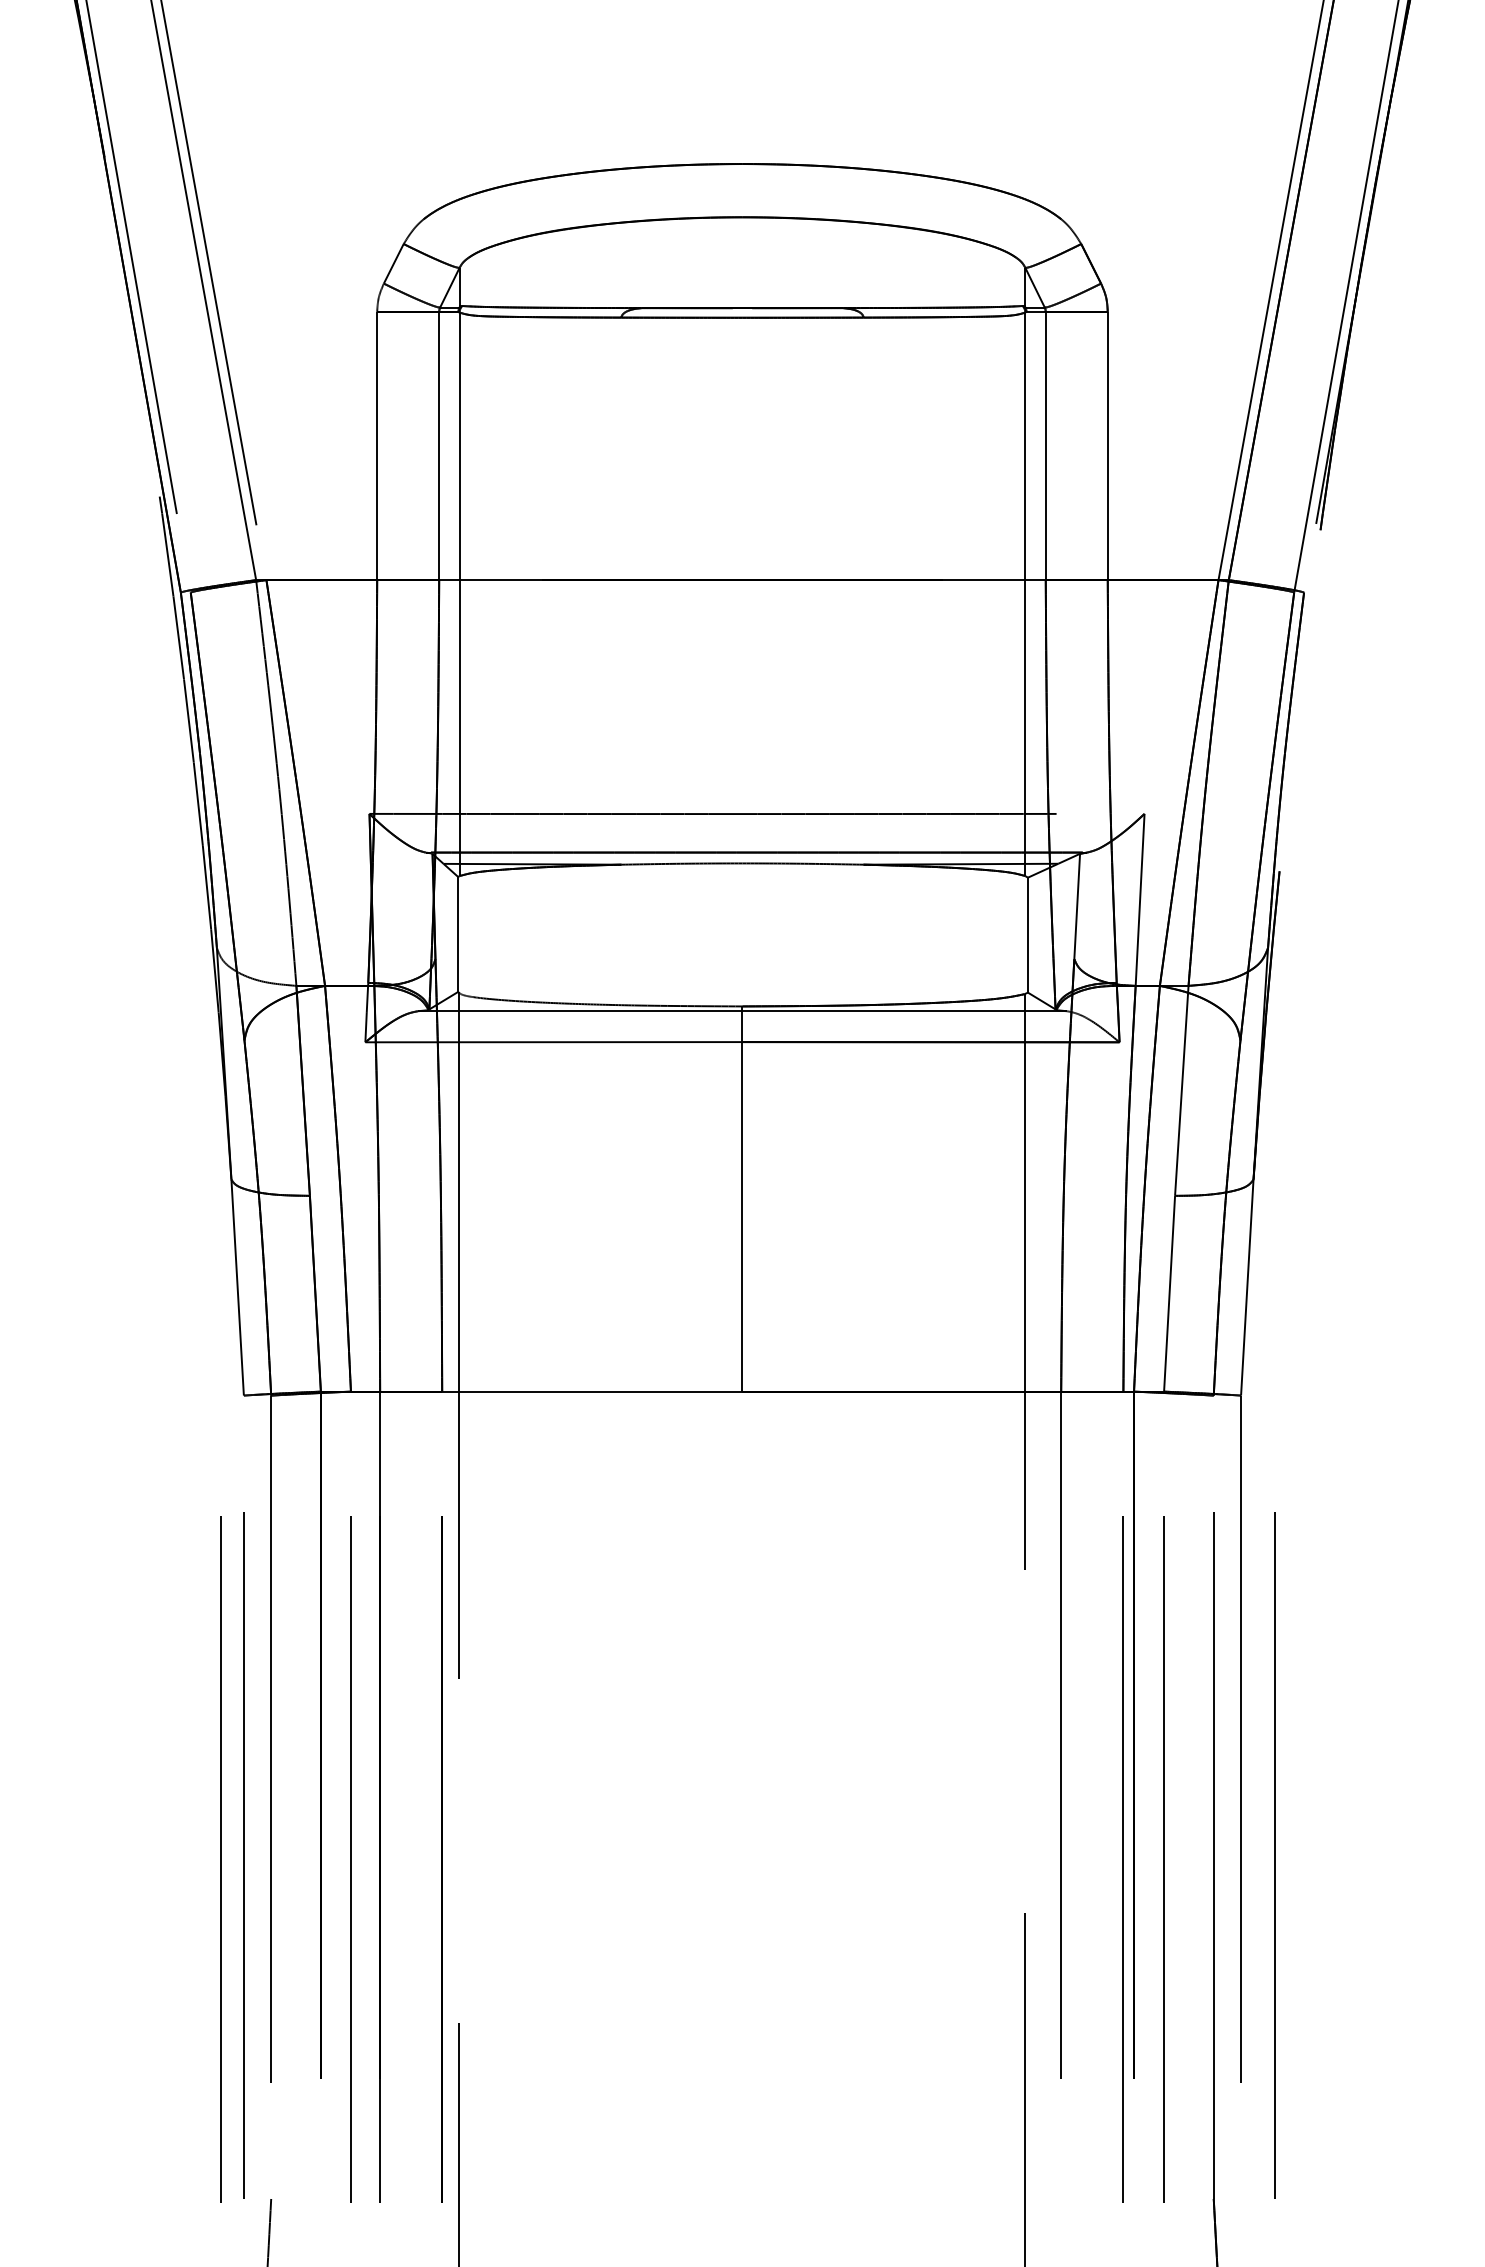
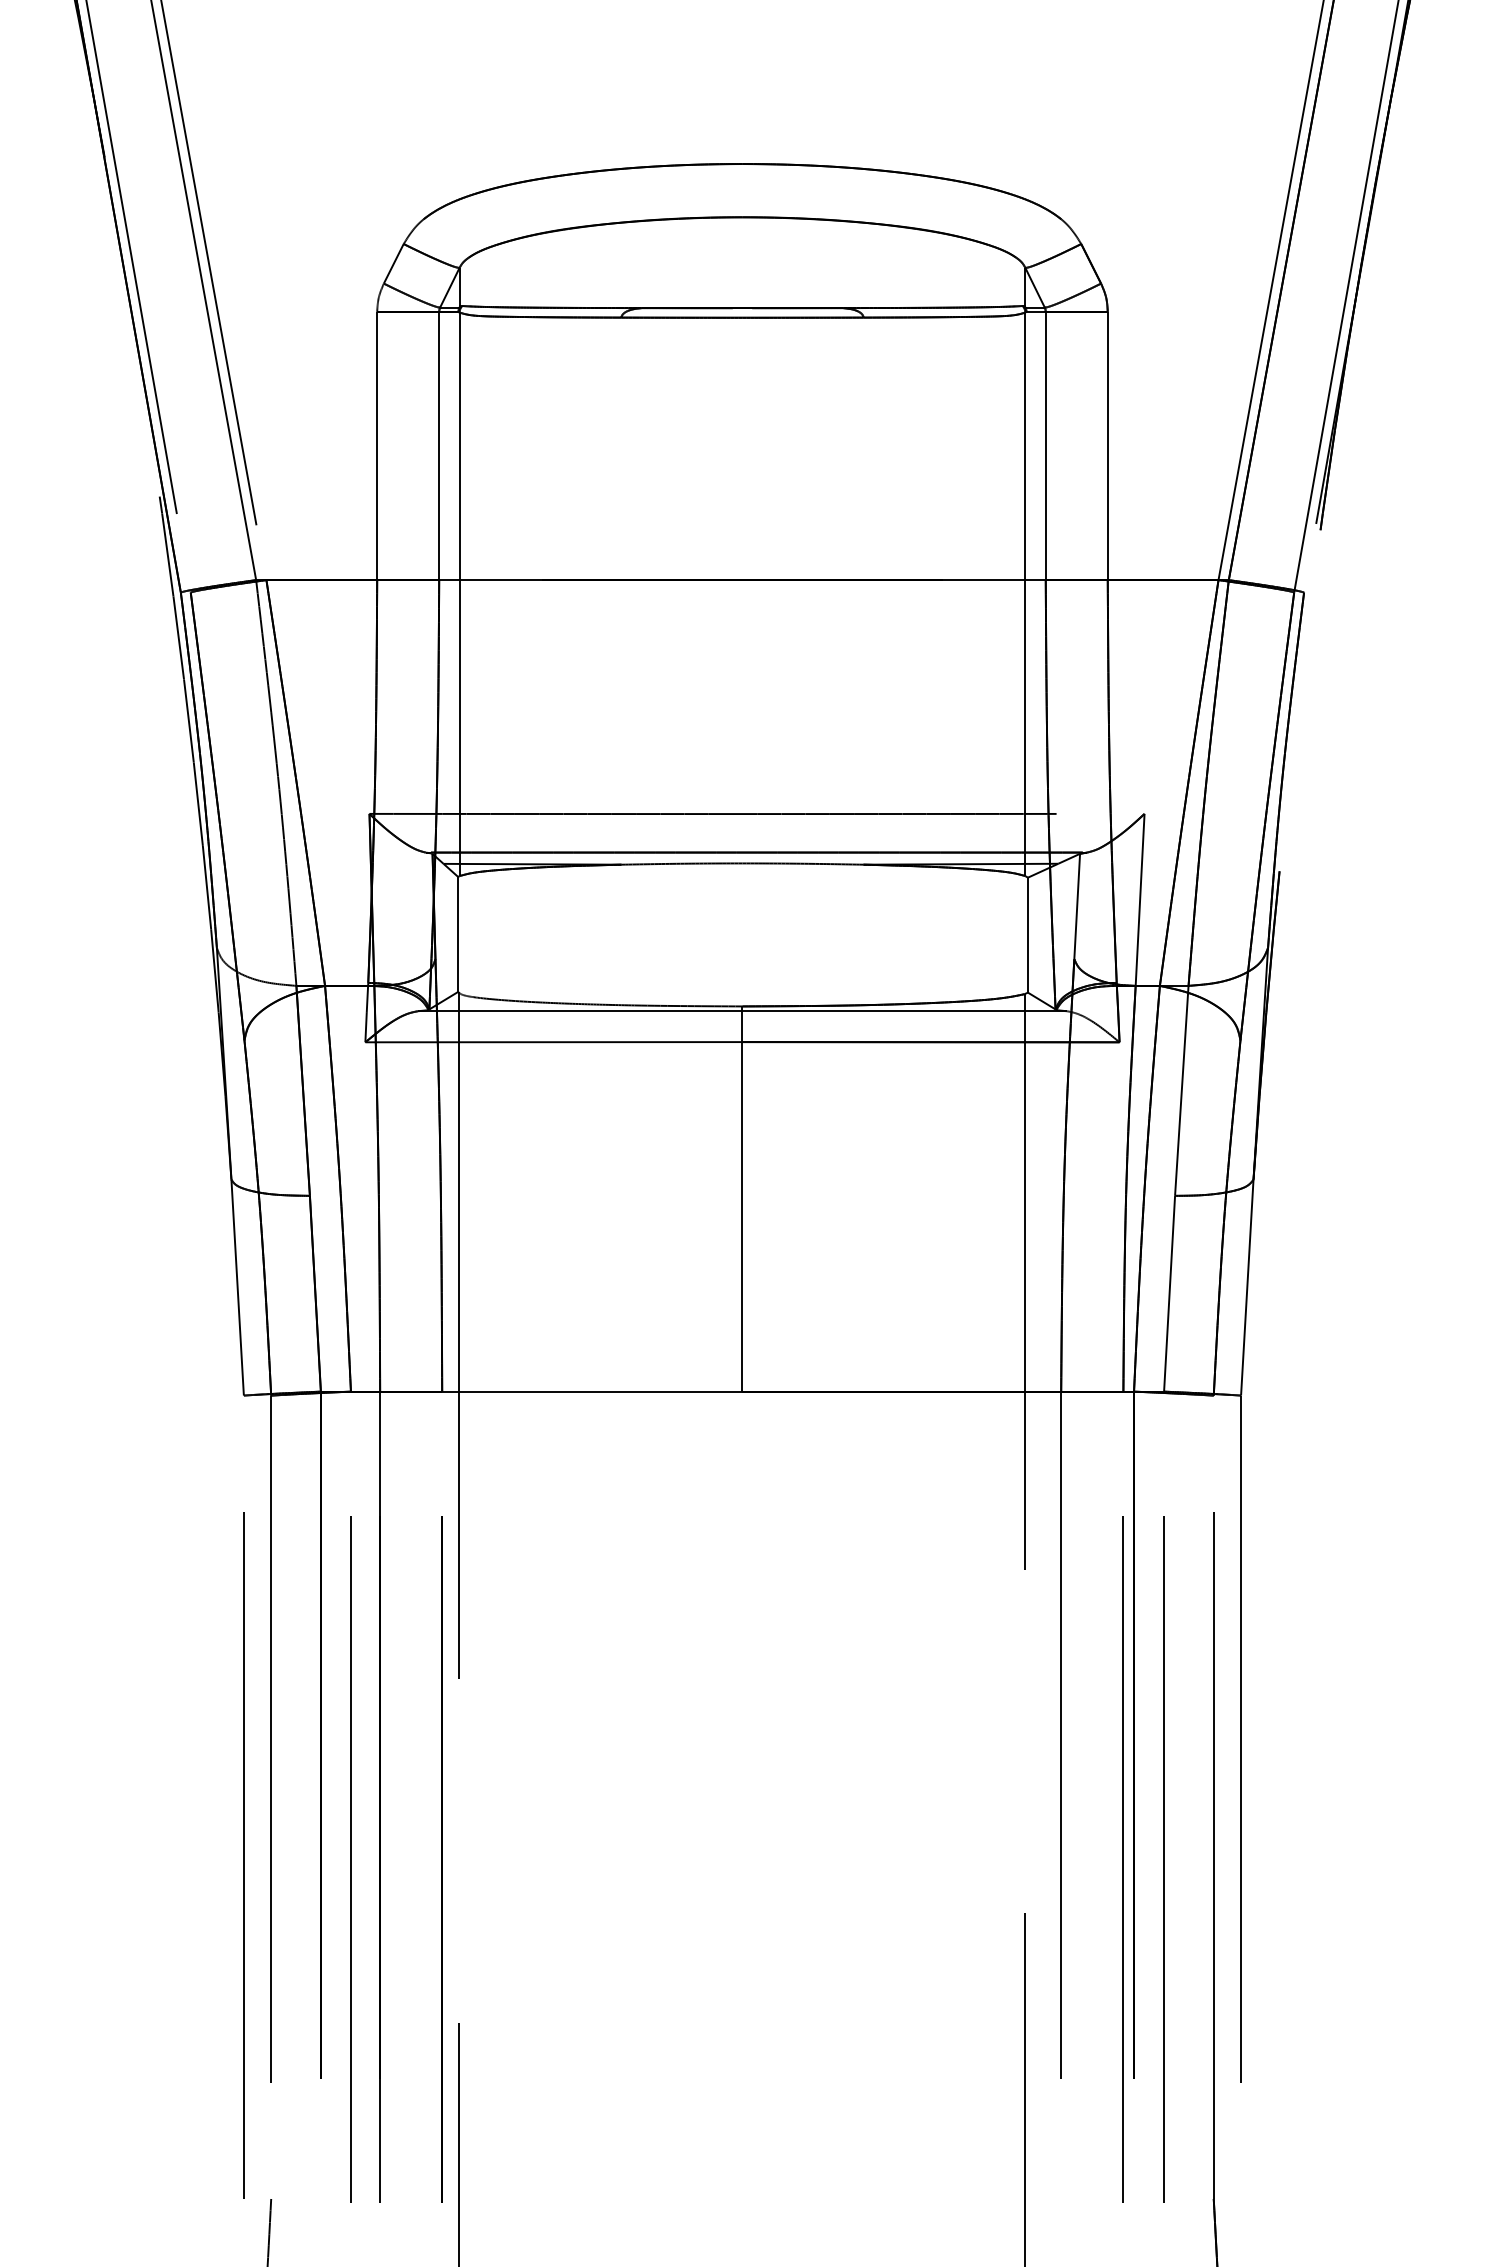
line: present -> none (1274, 1855)
line: present -> none (220, 1859)
